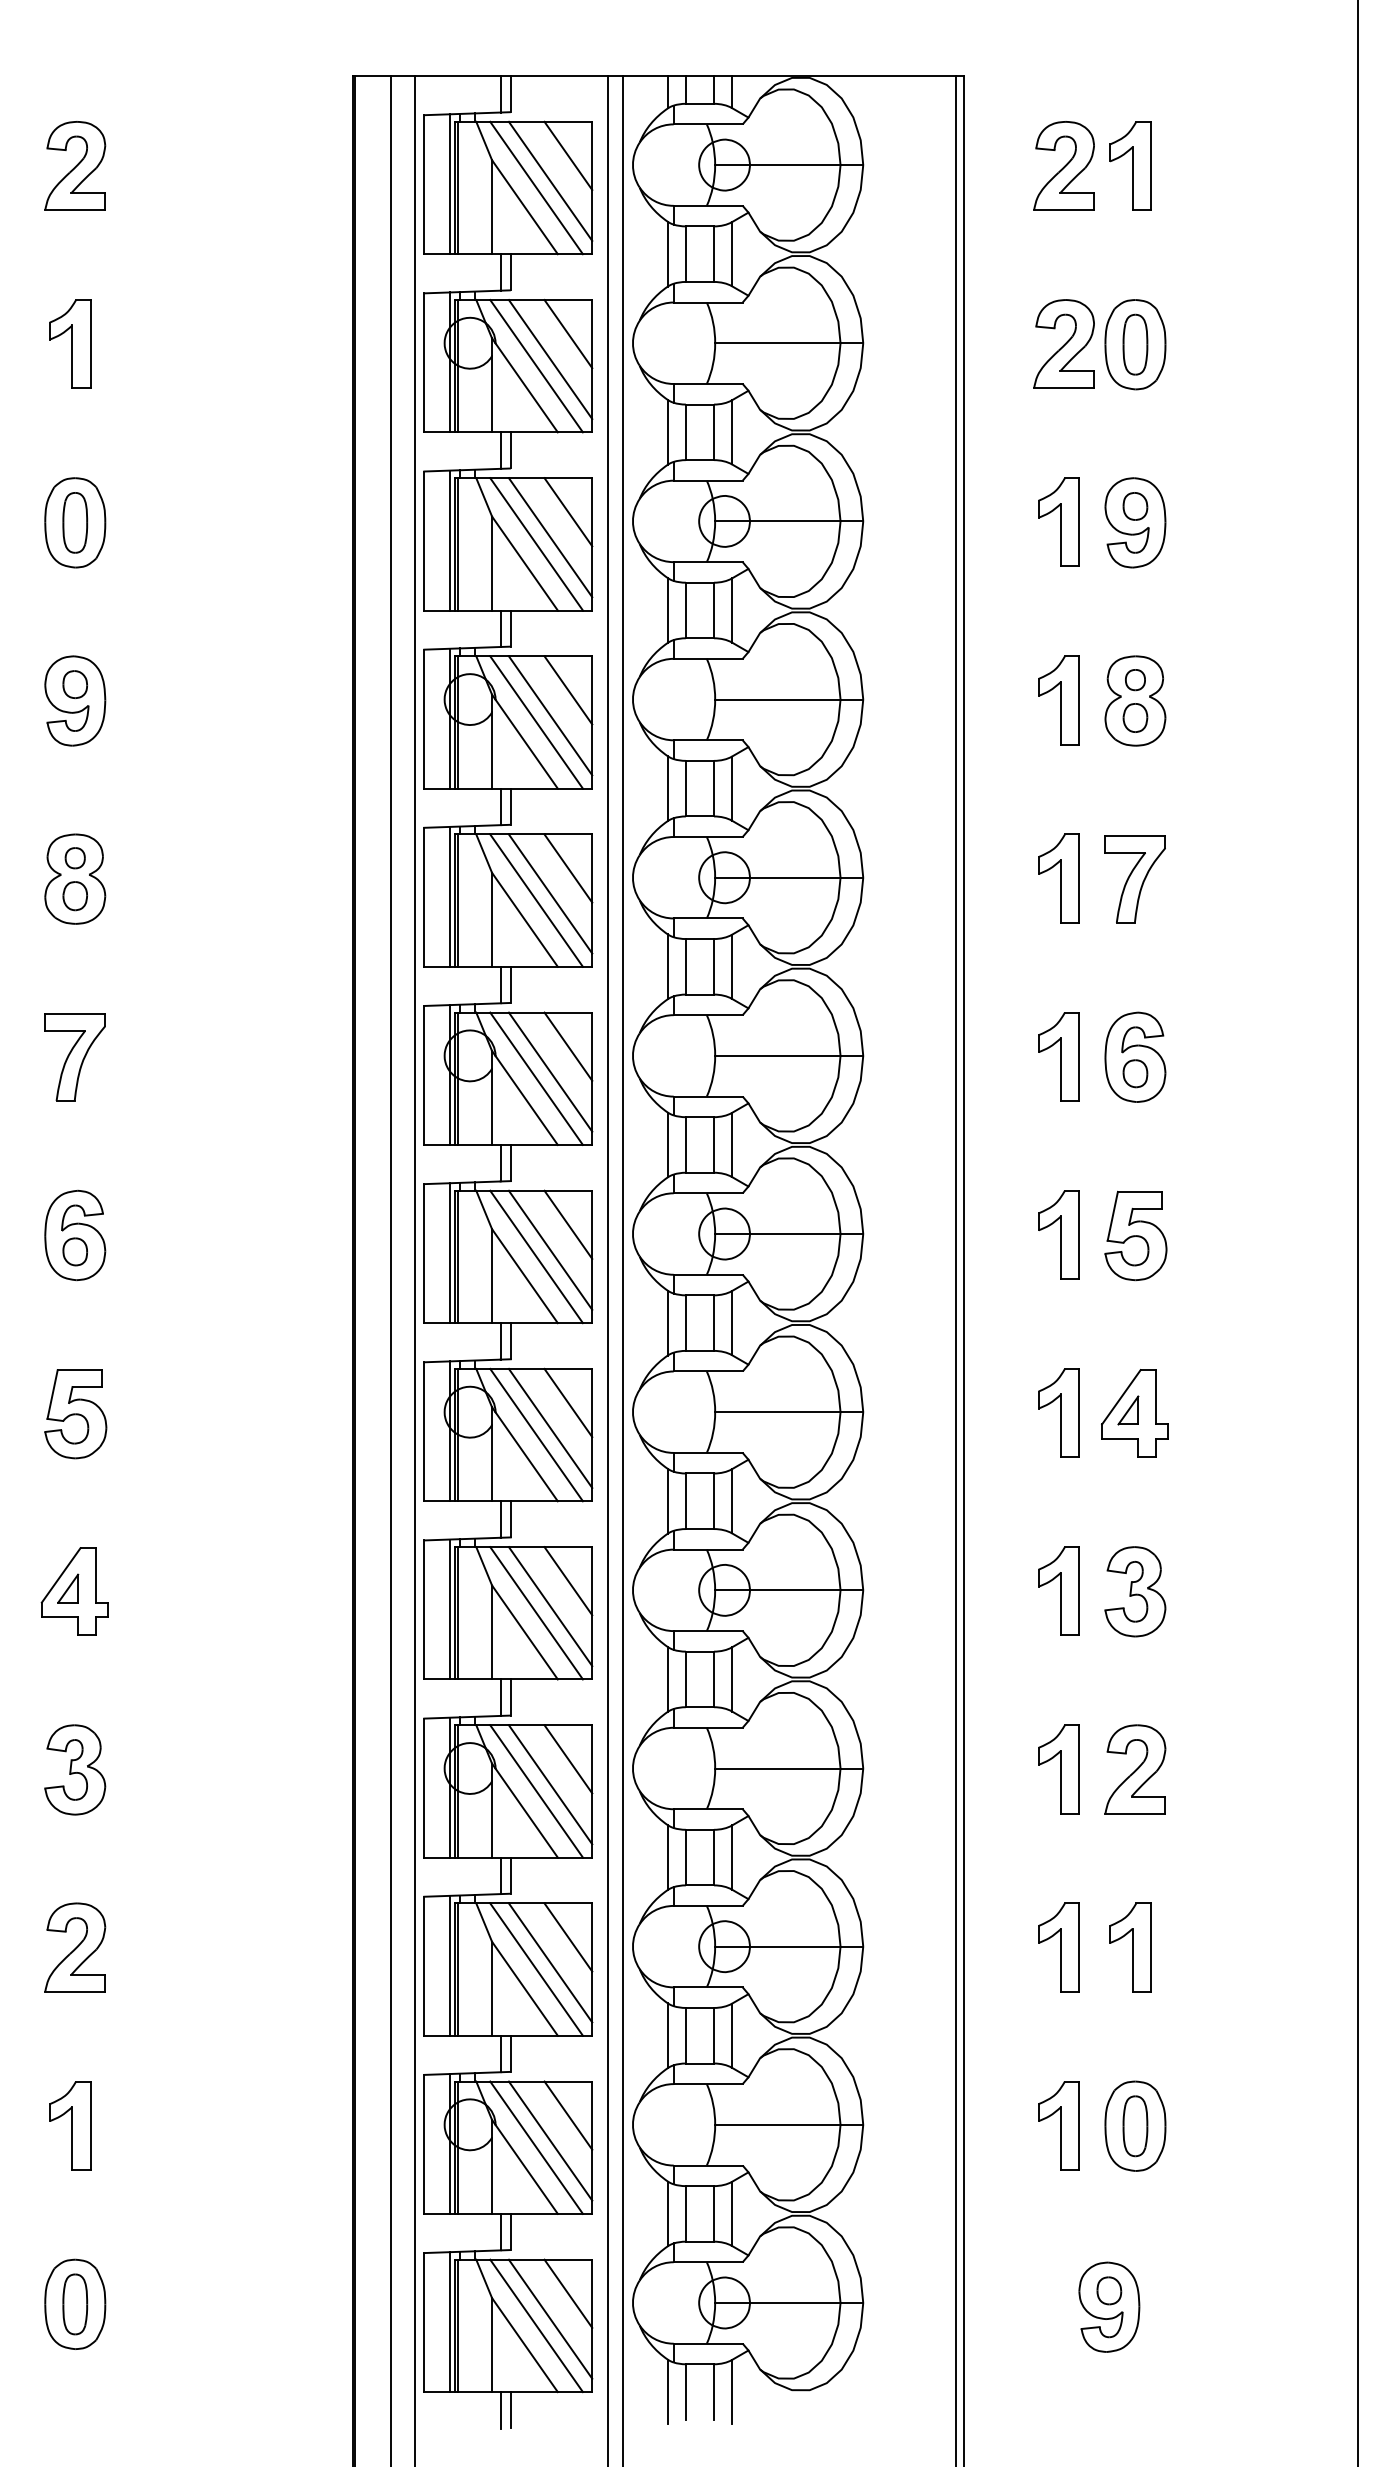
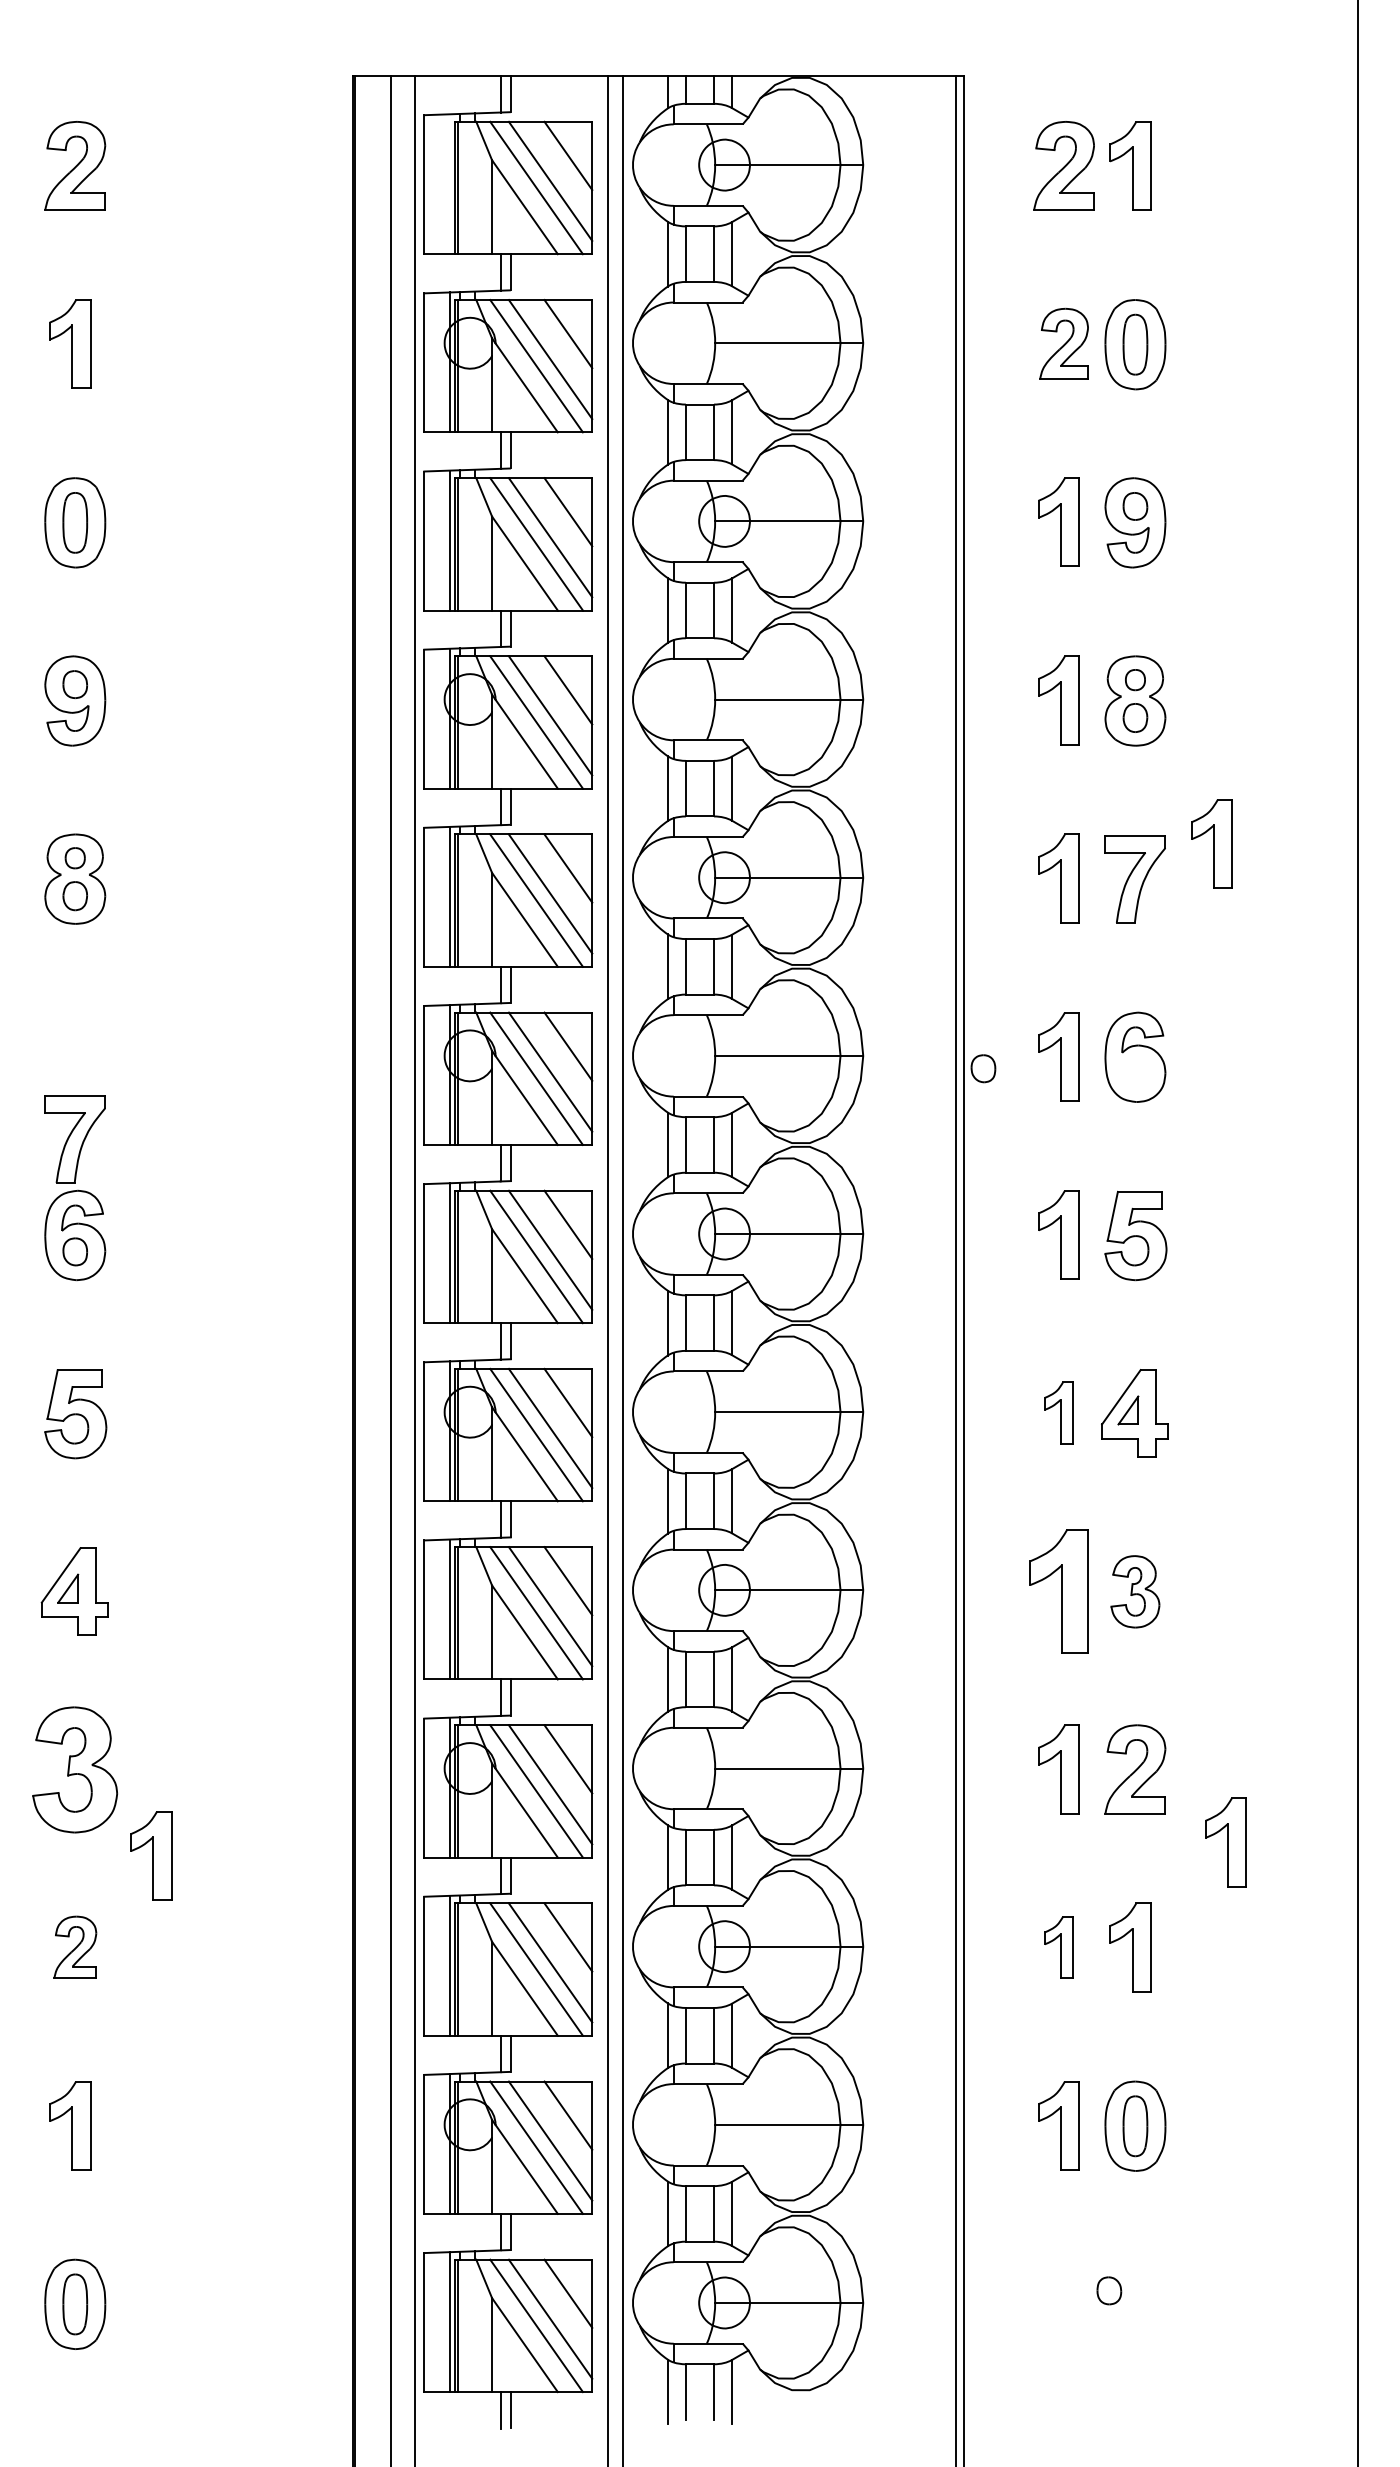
line: present -> none (449, 184)
part size: 62x90 px -> 50x73 px (1063, 343)
part: none -> present (1211, 843)
part position: (74, 1057) -> (74, 1139) (74, 1139)
part position: (1135, 1073) -> (983, 1068) (983, 1068)
part size: 42x90 px -> 30x64 px (1058, 1412)
part size: 42x90 px -> 60x125 px (1058, 1591)
part size: 63x92 px -> 51x74 px (1135, 1591)
part size: 63x92 px -> 87x128 px (75, 1769)
part: none -> present (1225, 1842)
part: none -> present (151, 1855)
part size: 63x91 px -> 45x64 px (75, 1946)
part size: 42x91 px -> 30x63 px (1058, 1947)
part: present -> none (1109, 2306)
